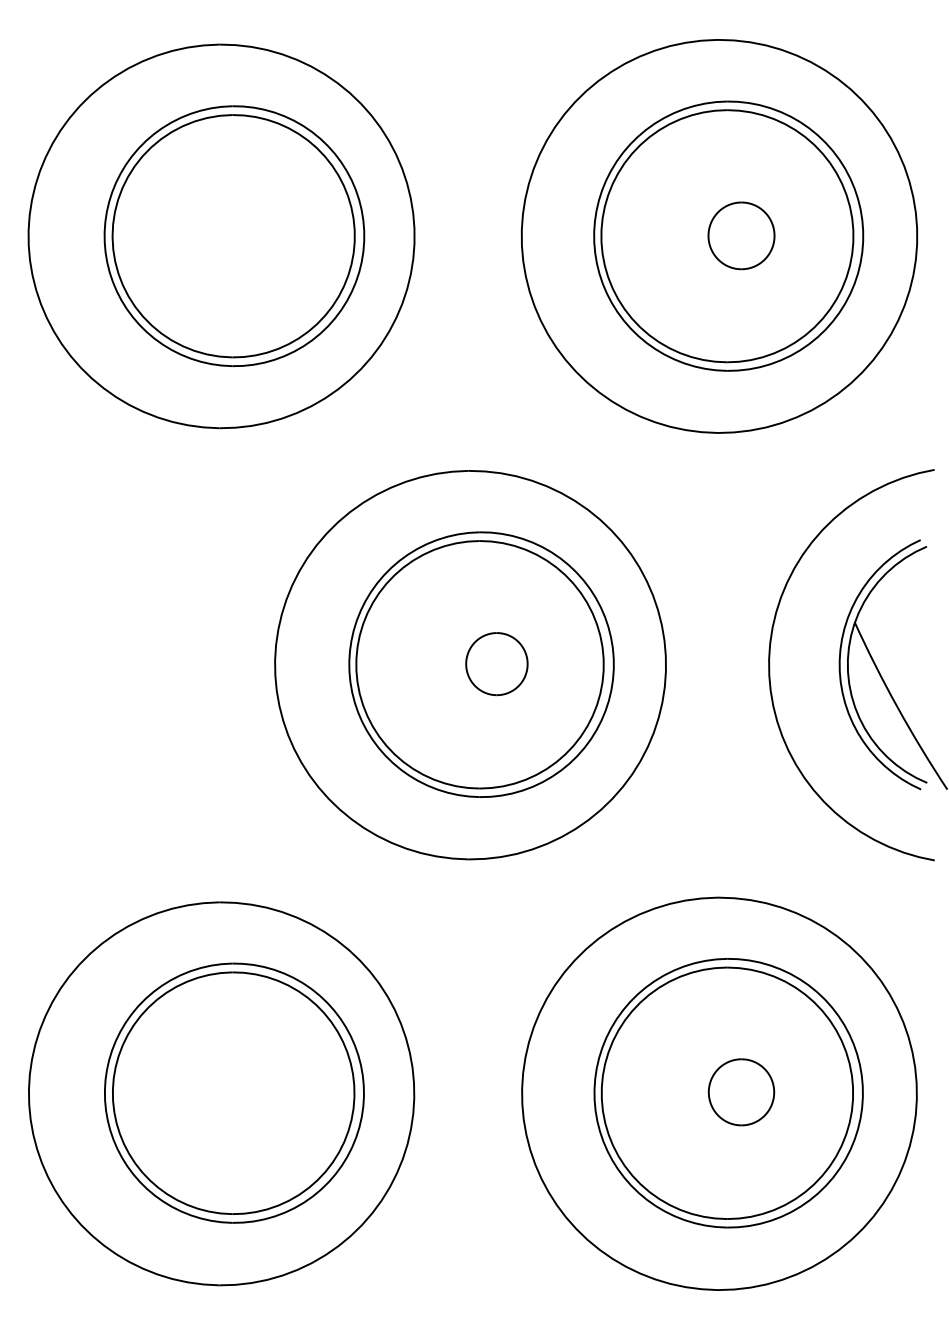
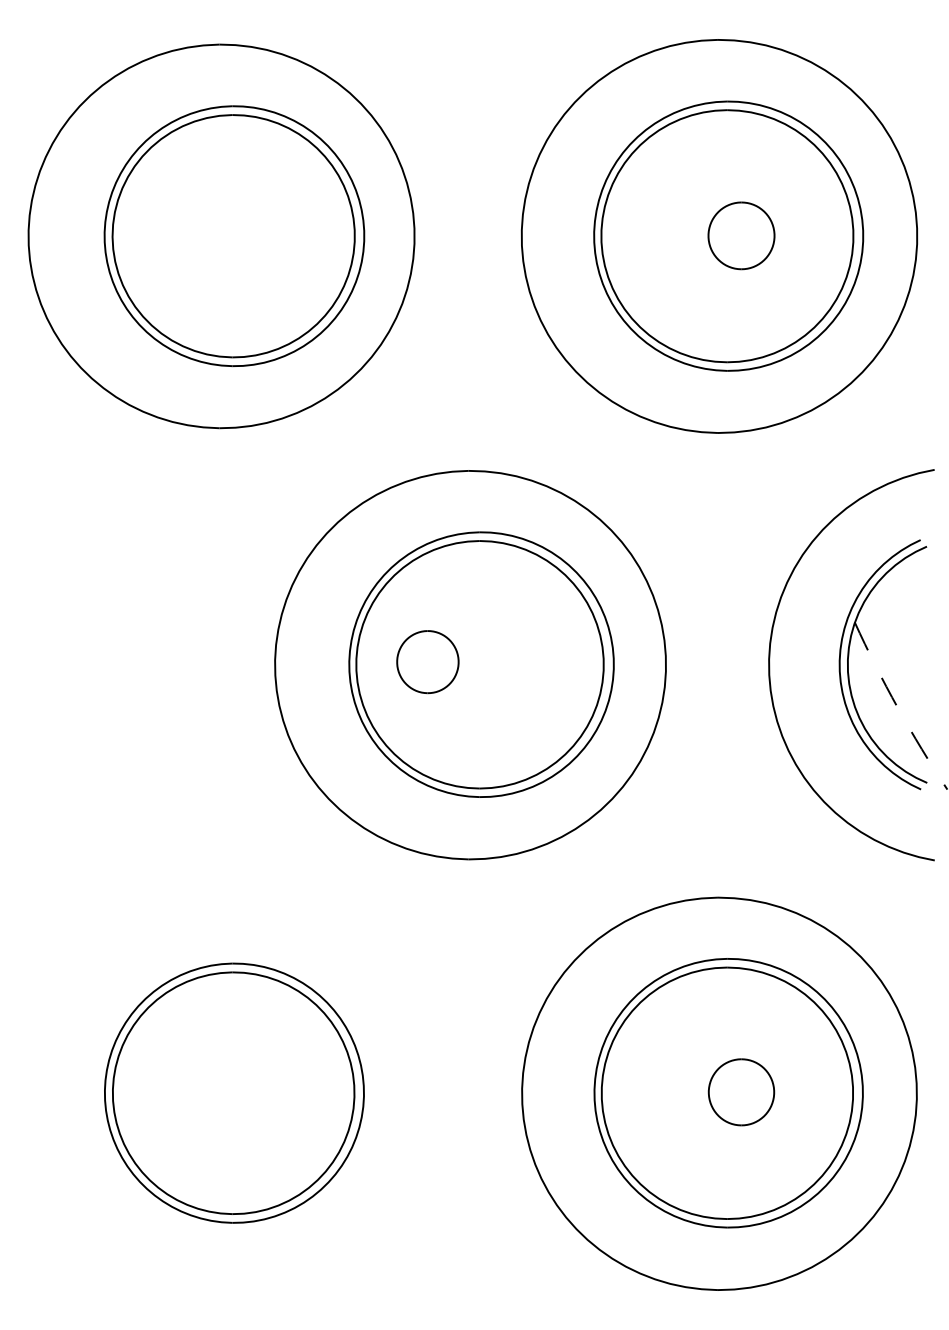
part position: (496, 664) -> (427, 662) (427, 662)
arc: solid -> dashed (897, 707)
part: present -> none (221, 1093)
